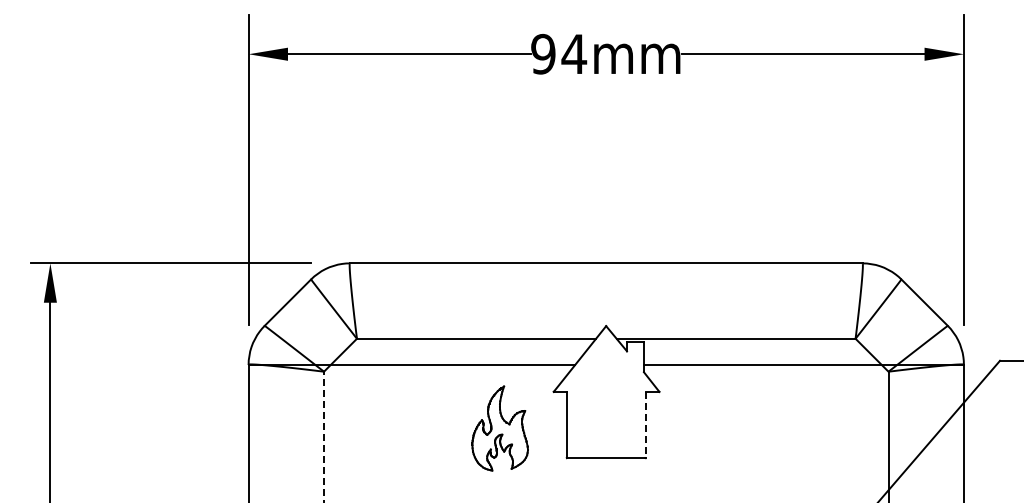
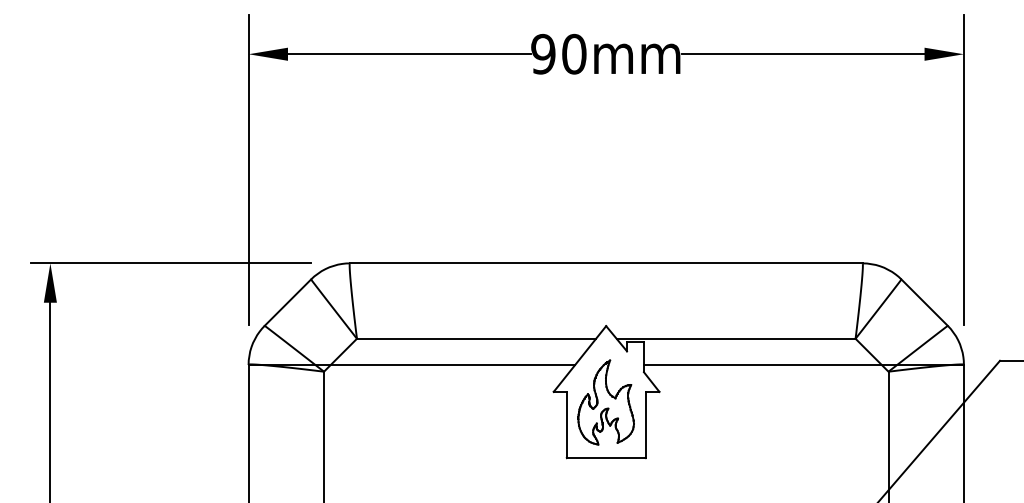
text: 94mm -> 90mm (574, 53)
line: dashed -> solid (645, 425)
part position: (499, 428) -> (605, 402) (605, 402)
line: dashed -> solid (324, 436)
